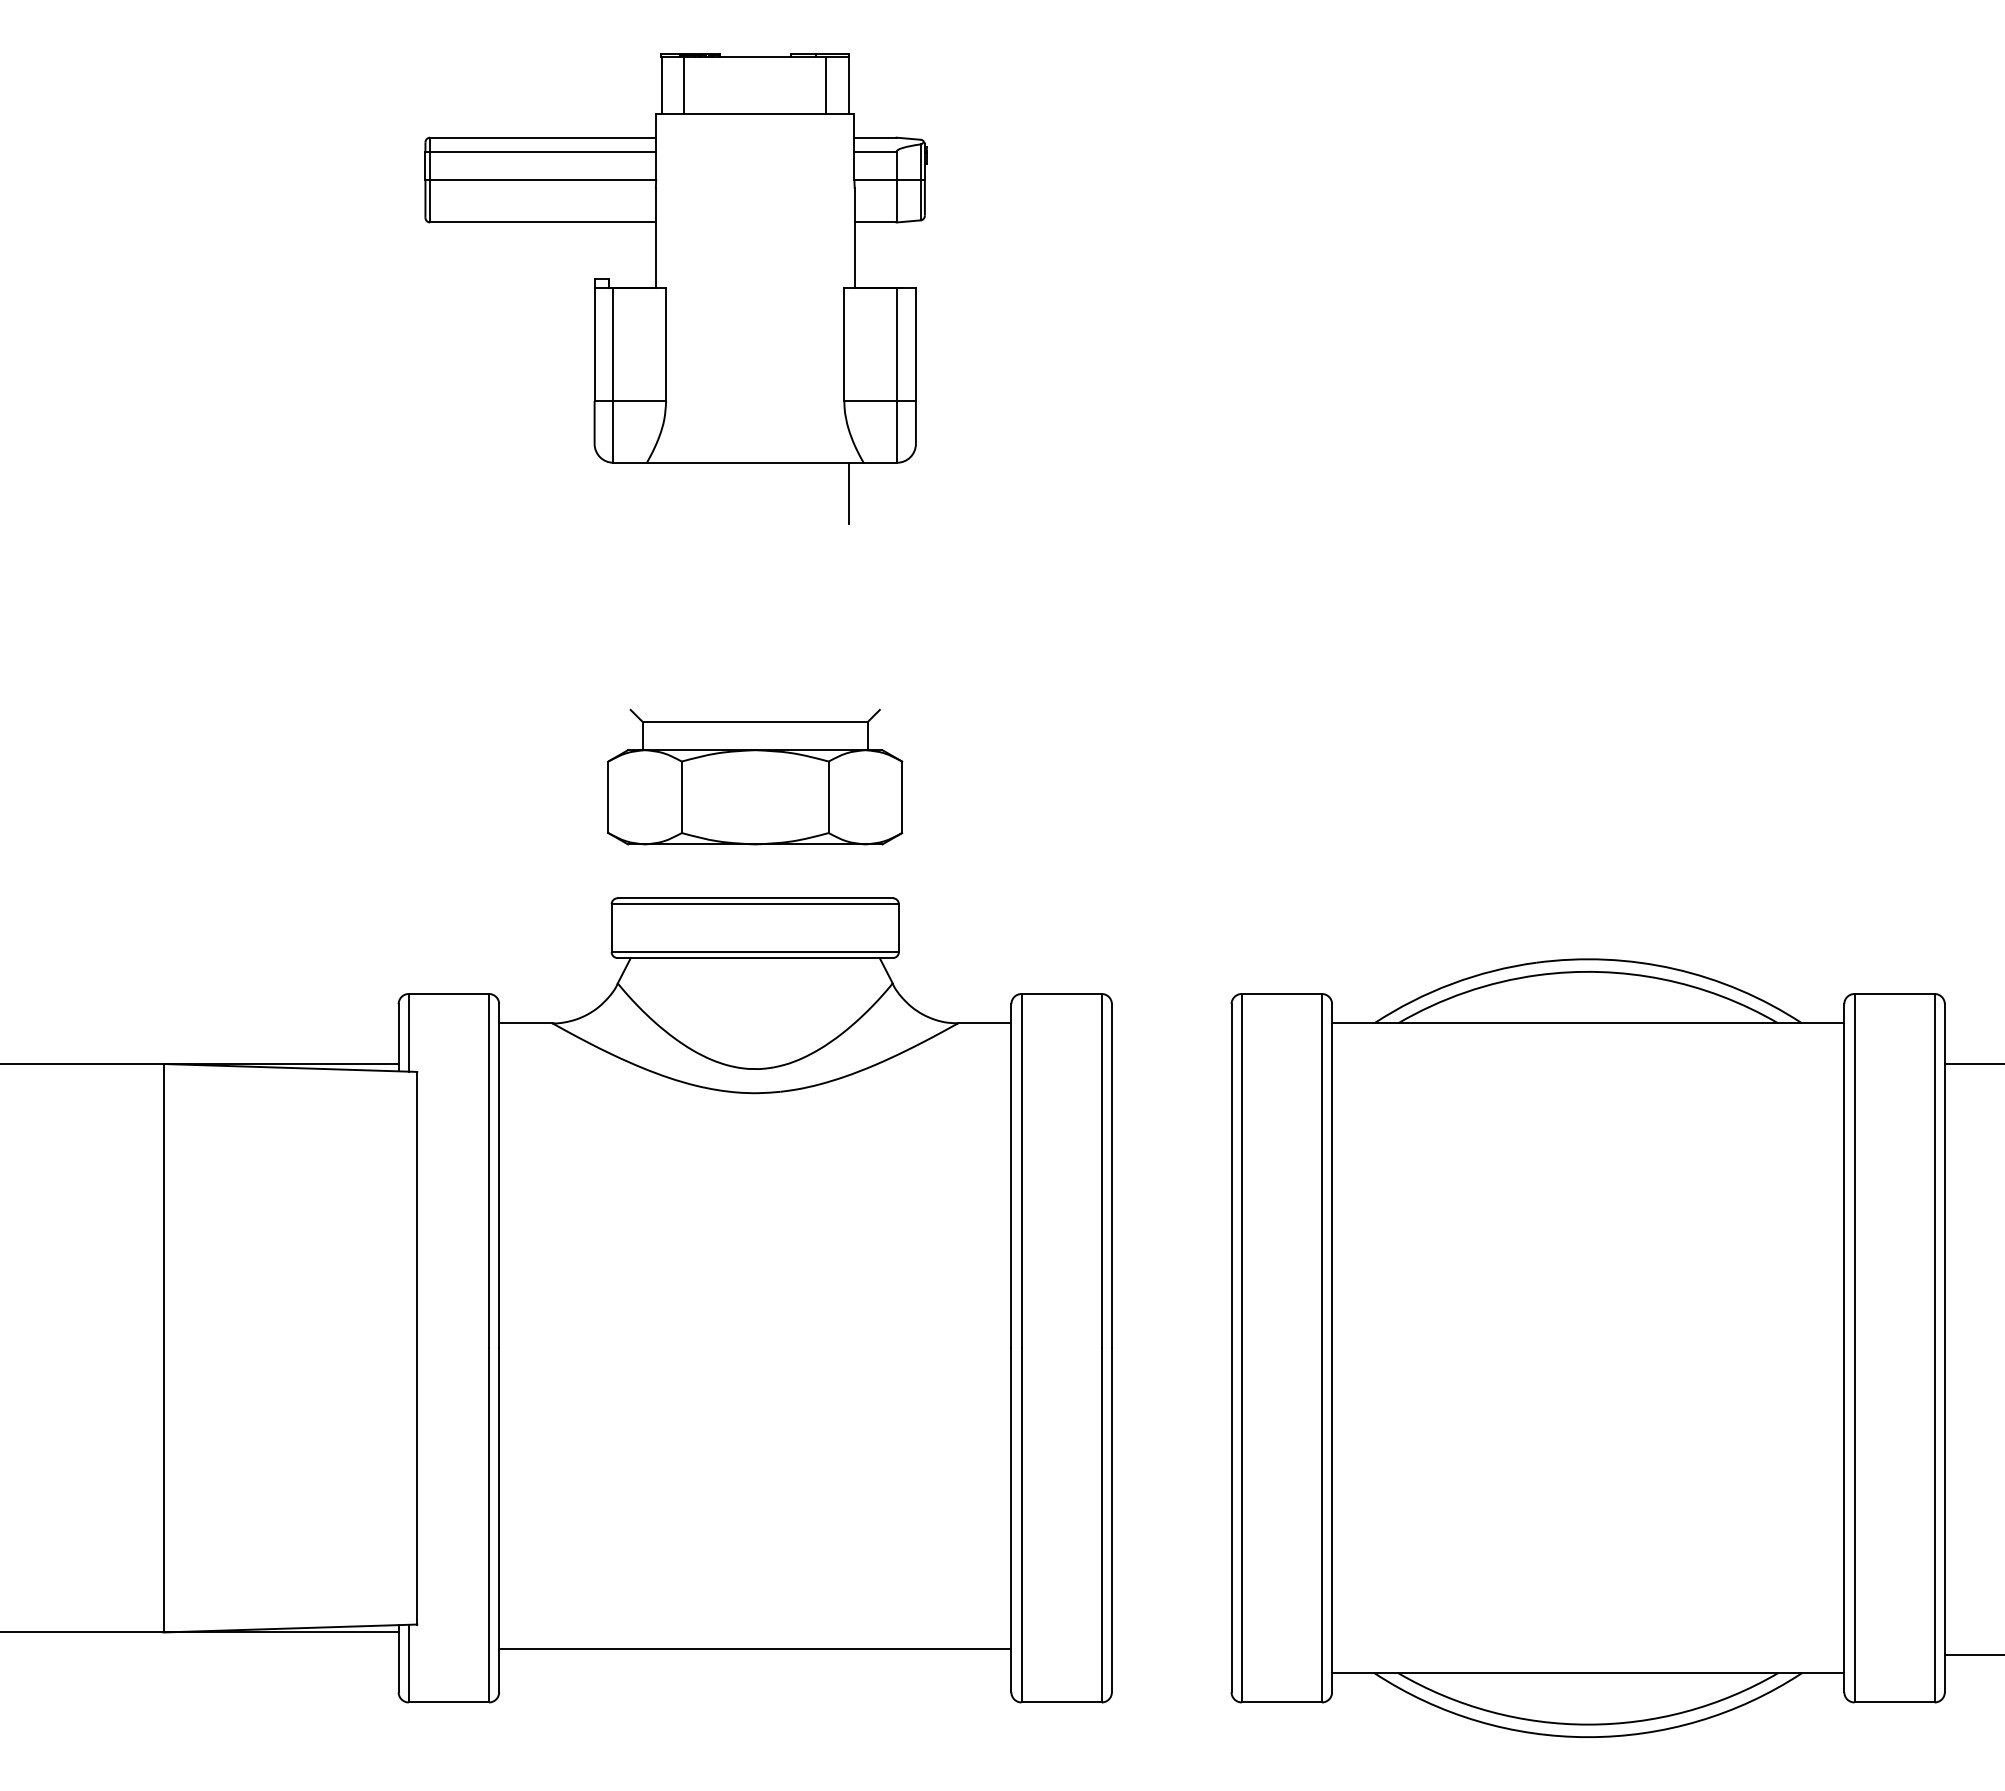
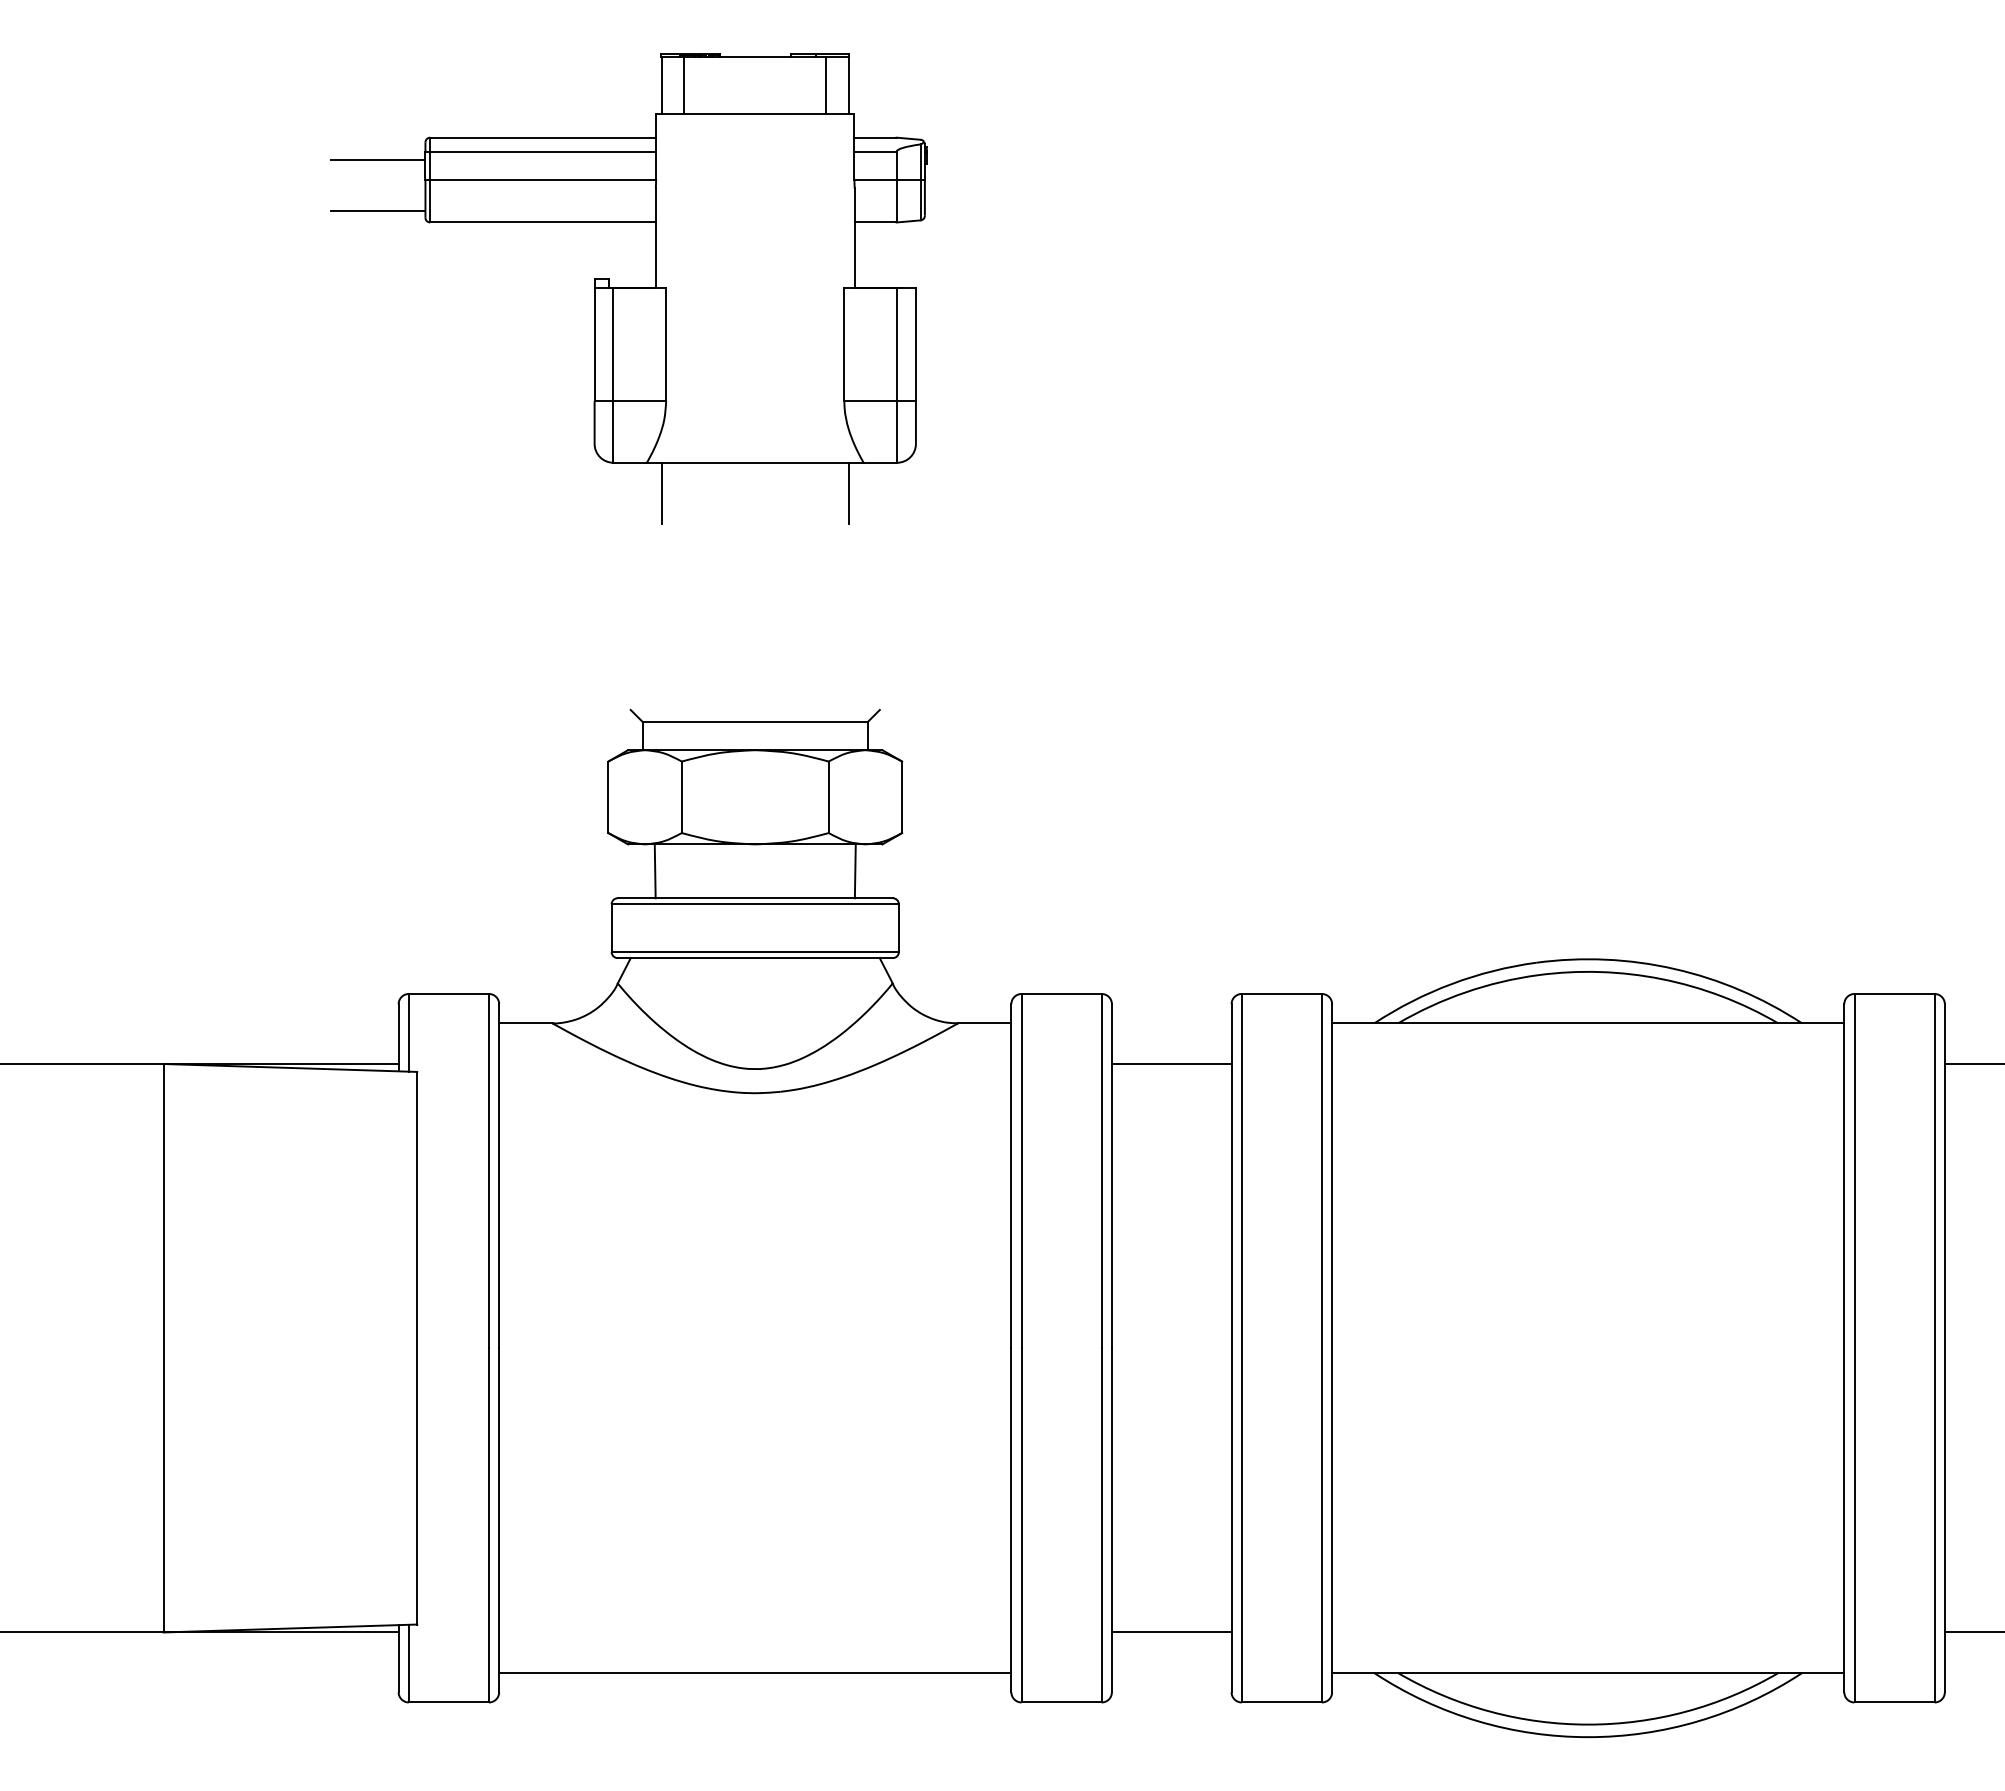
line: none -> present (378, 160)
line: none -> present (378, 211)
line: none -> present (661, 493)
line: none -> present (654, 871)
line: none -> present (854, 871)
line: none -> present (1171, 1064)
line: none -> present (1171, 1632)
line position: (755, 1649) -> (755, 1673) (755, 1673)
line position: (1972, 1655) -> (1972, 1632) (1972, 1632)
